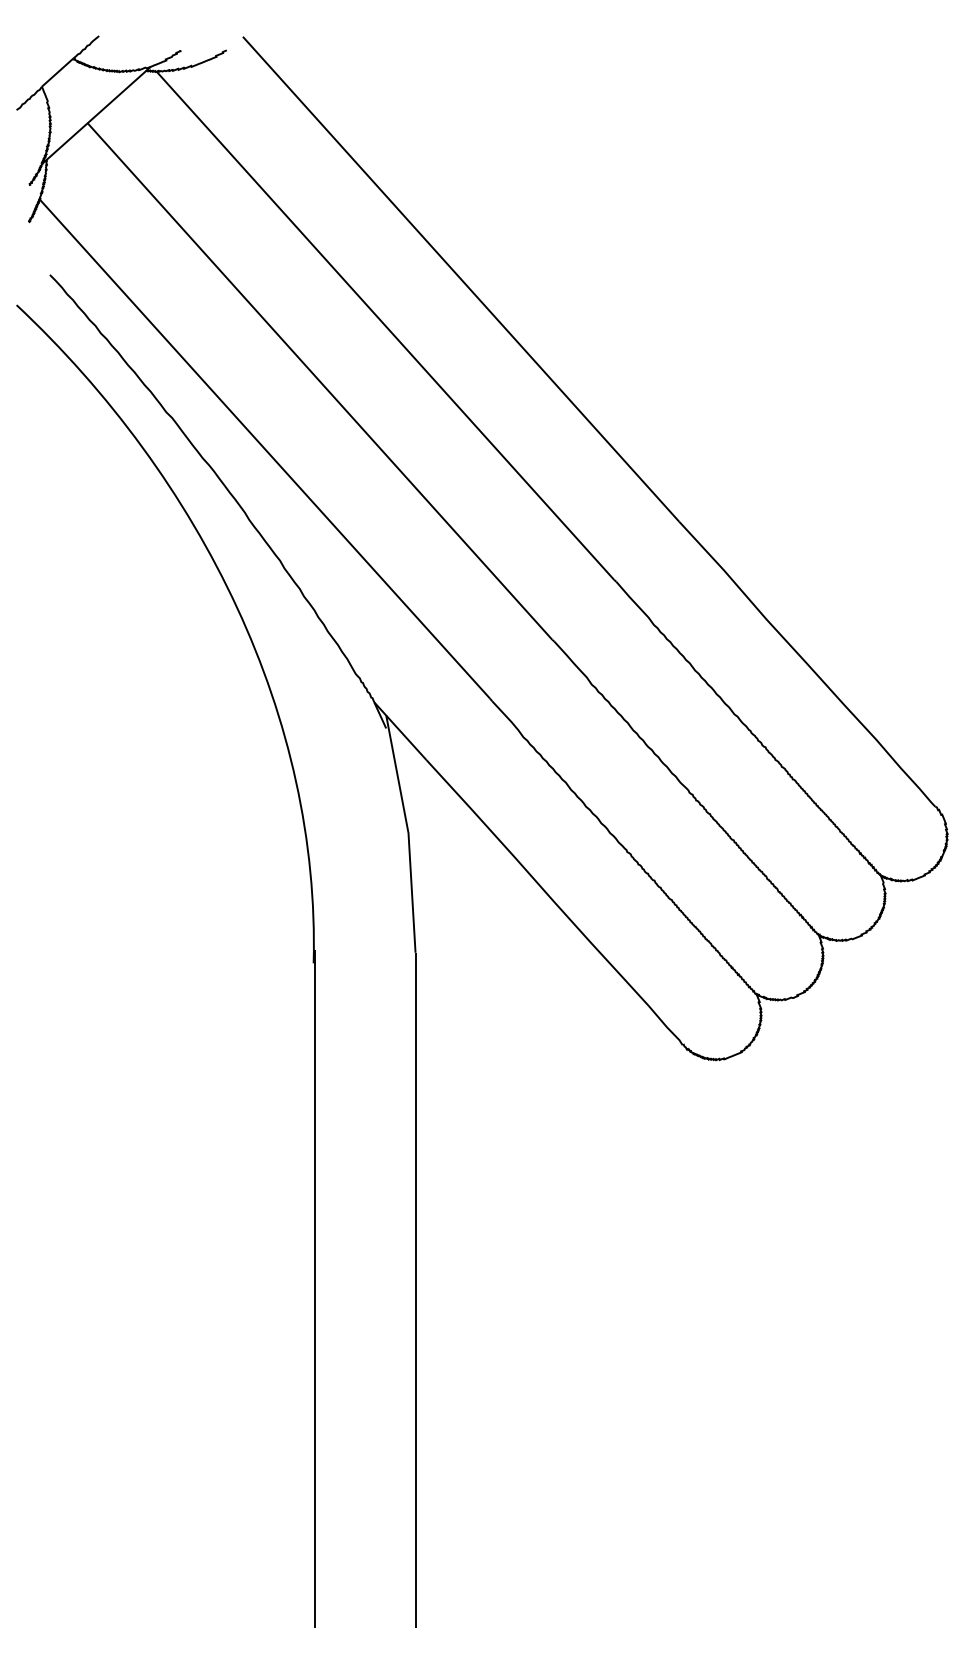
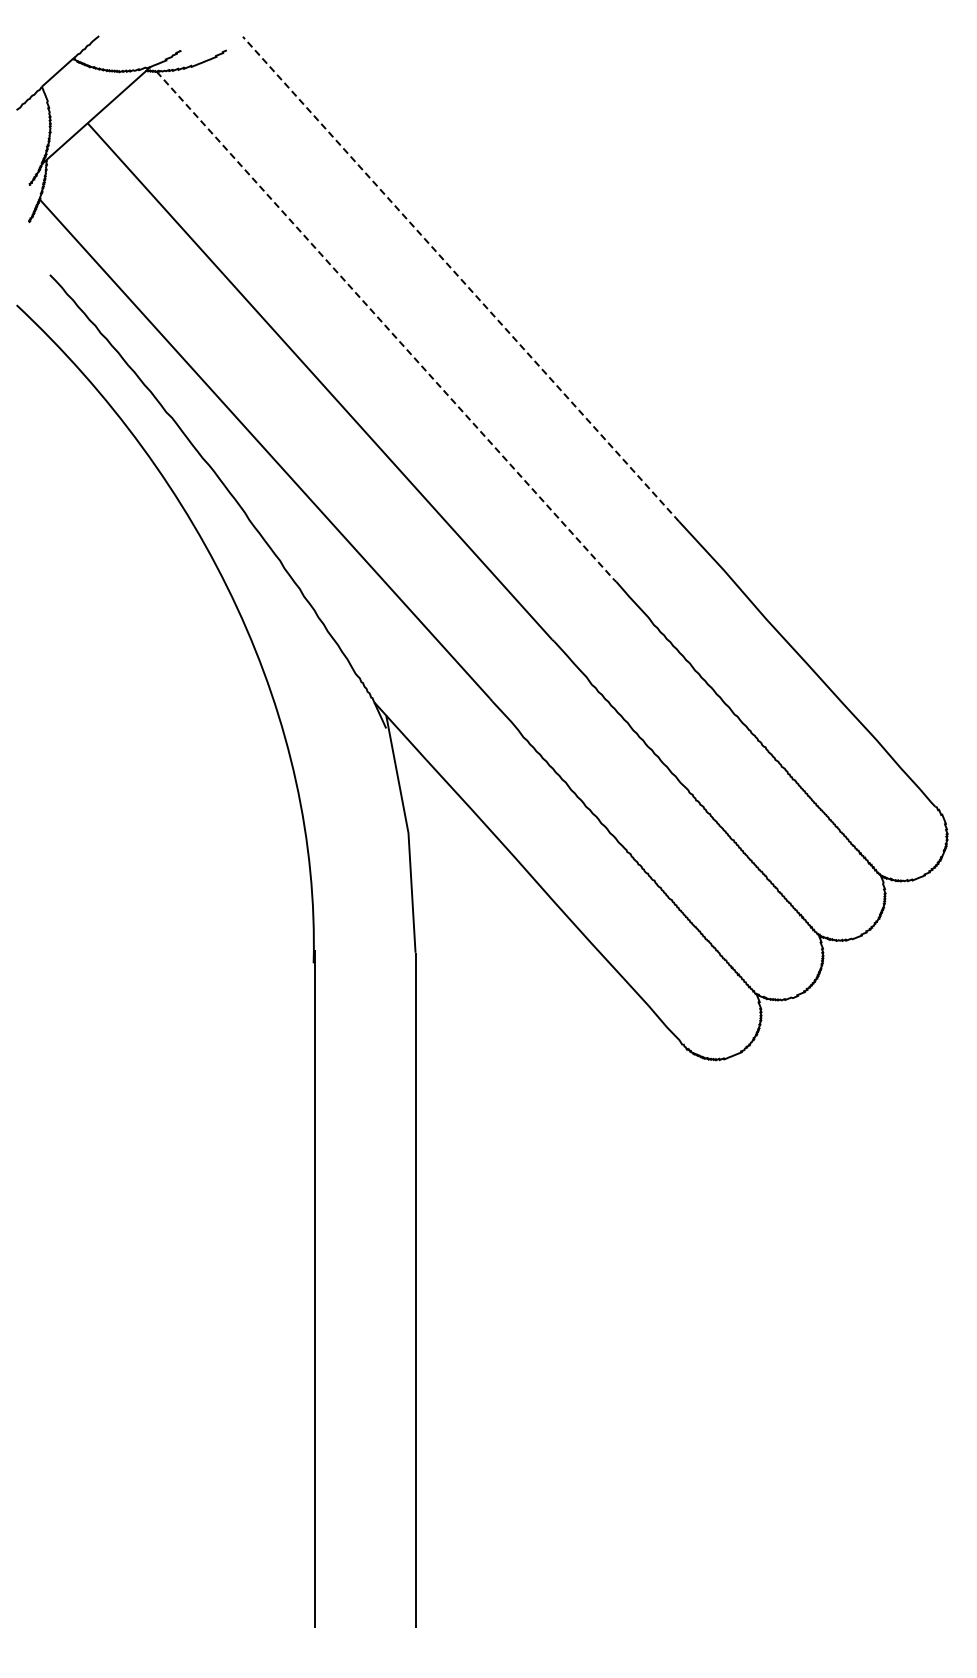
line: solid -> dashed (460, 278)
line: solid -> dashed (385, 326)
